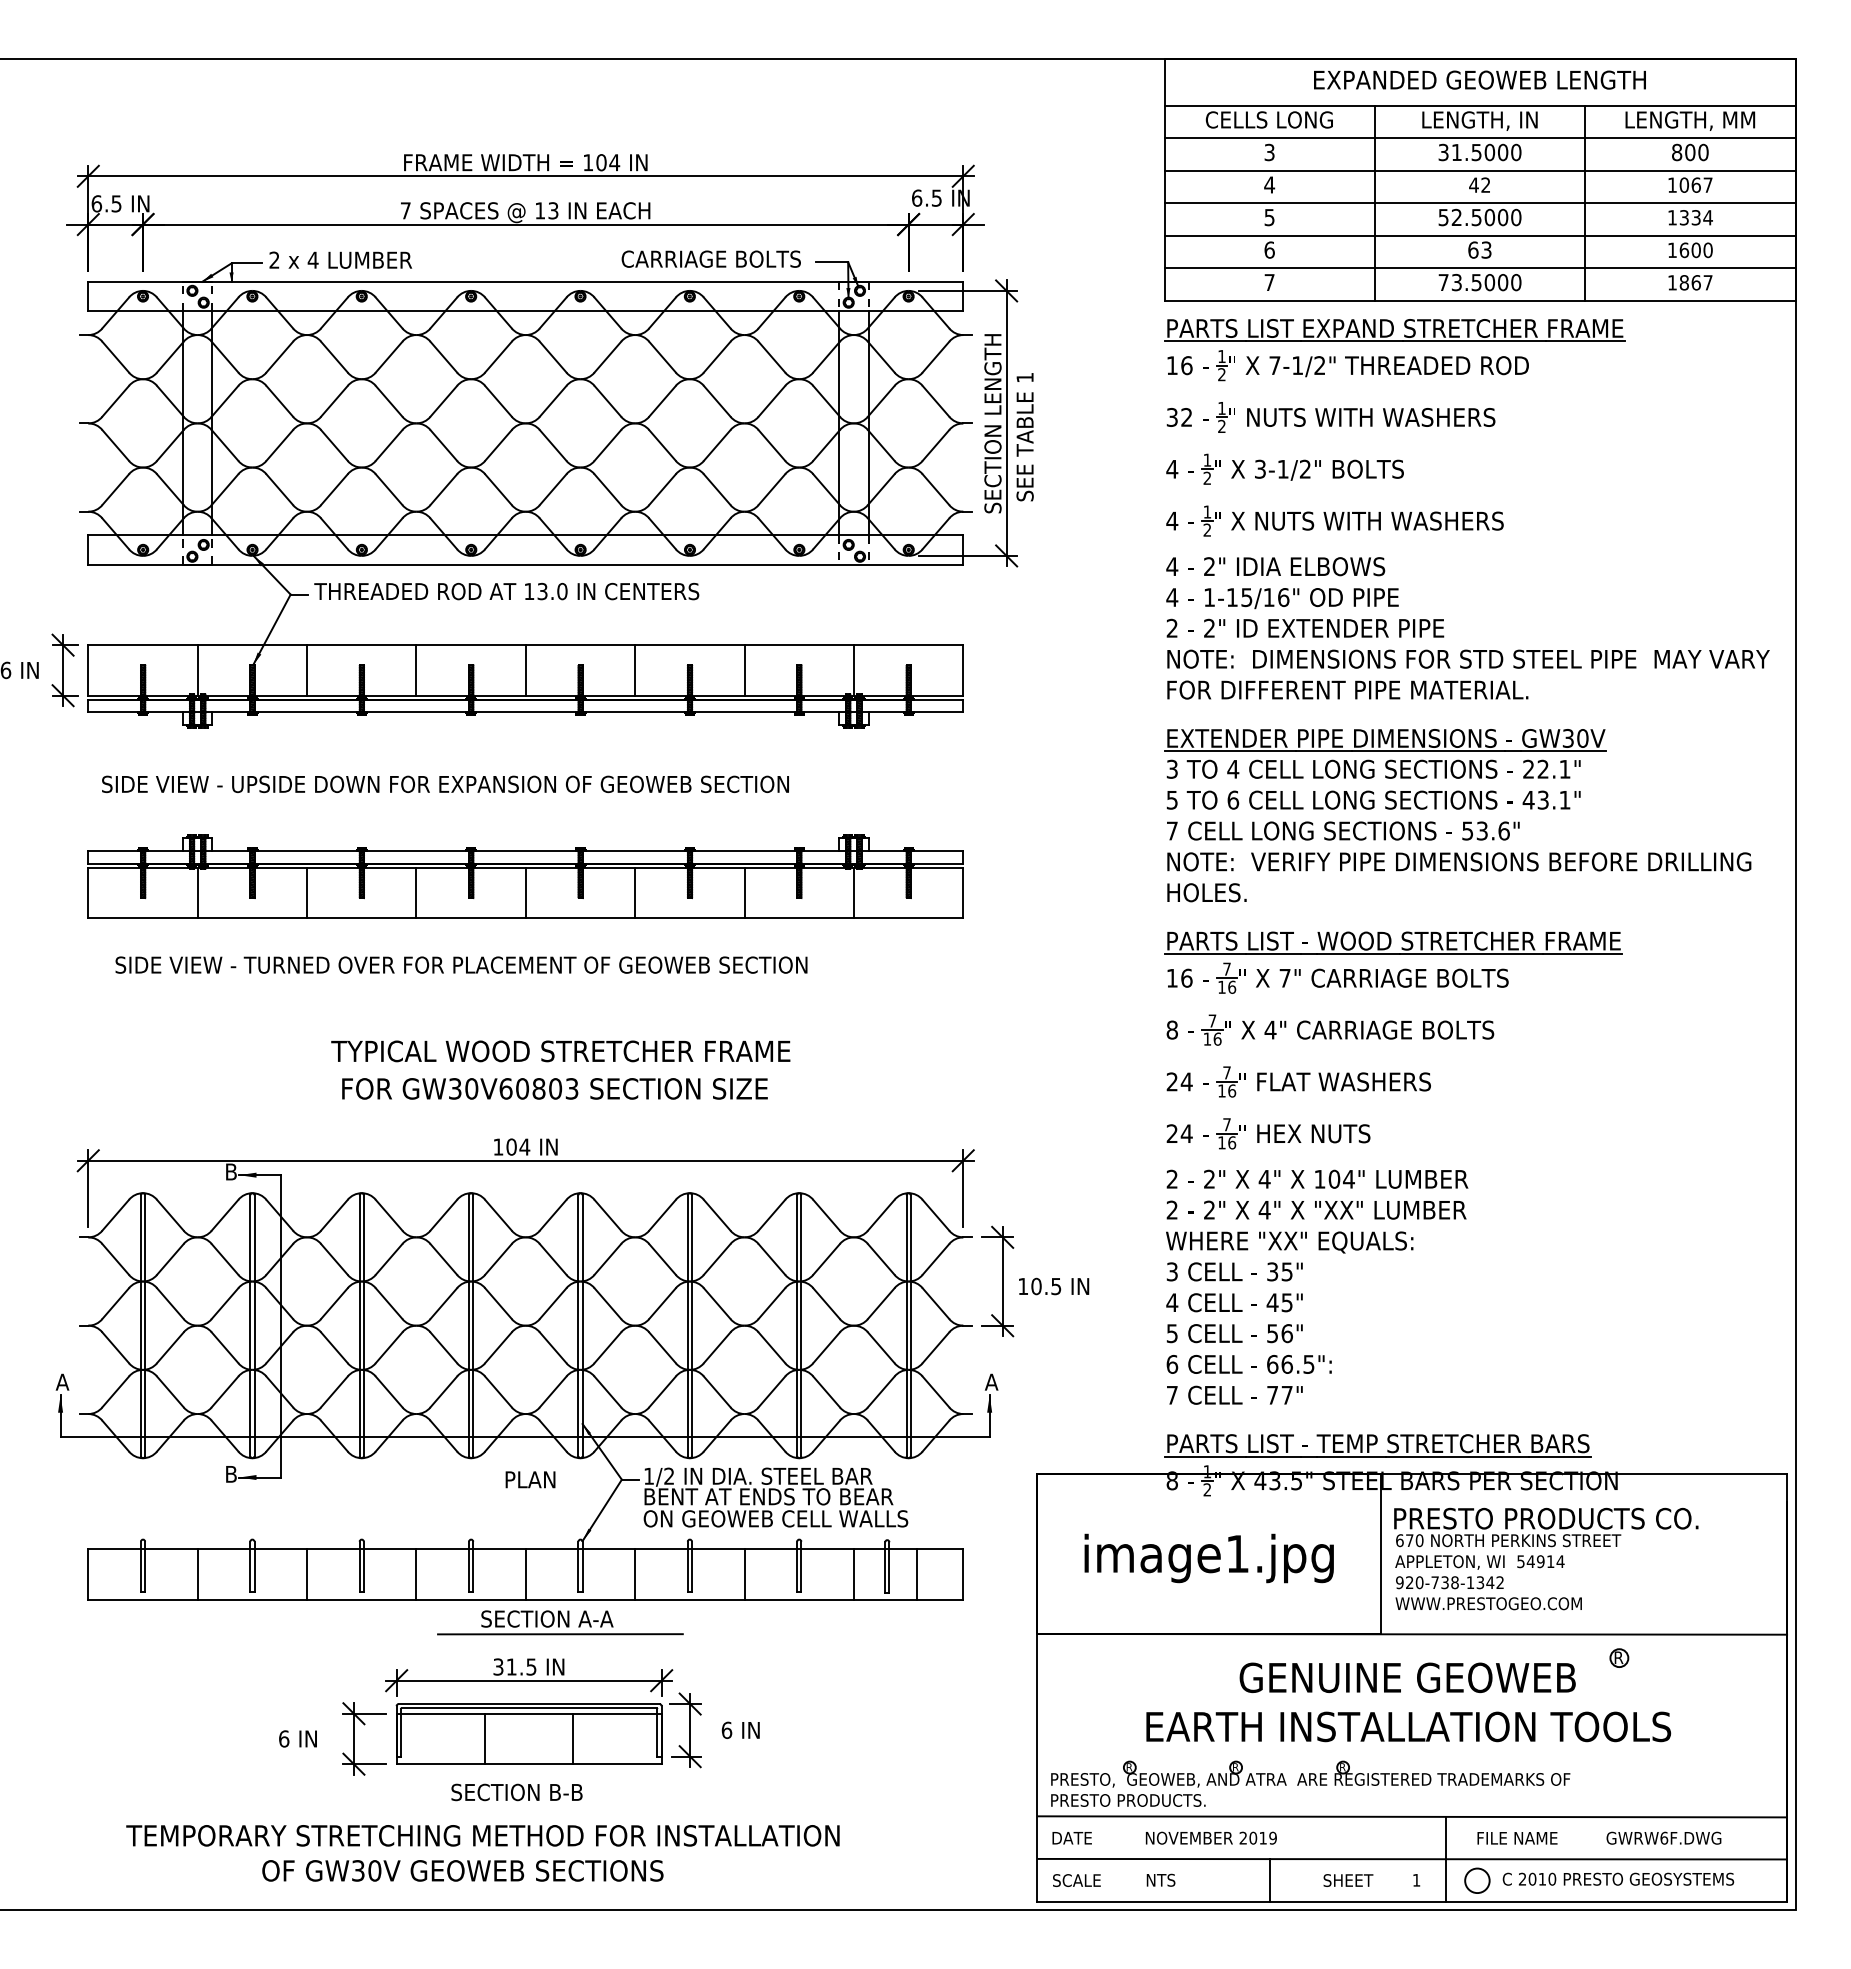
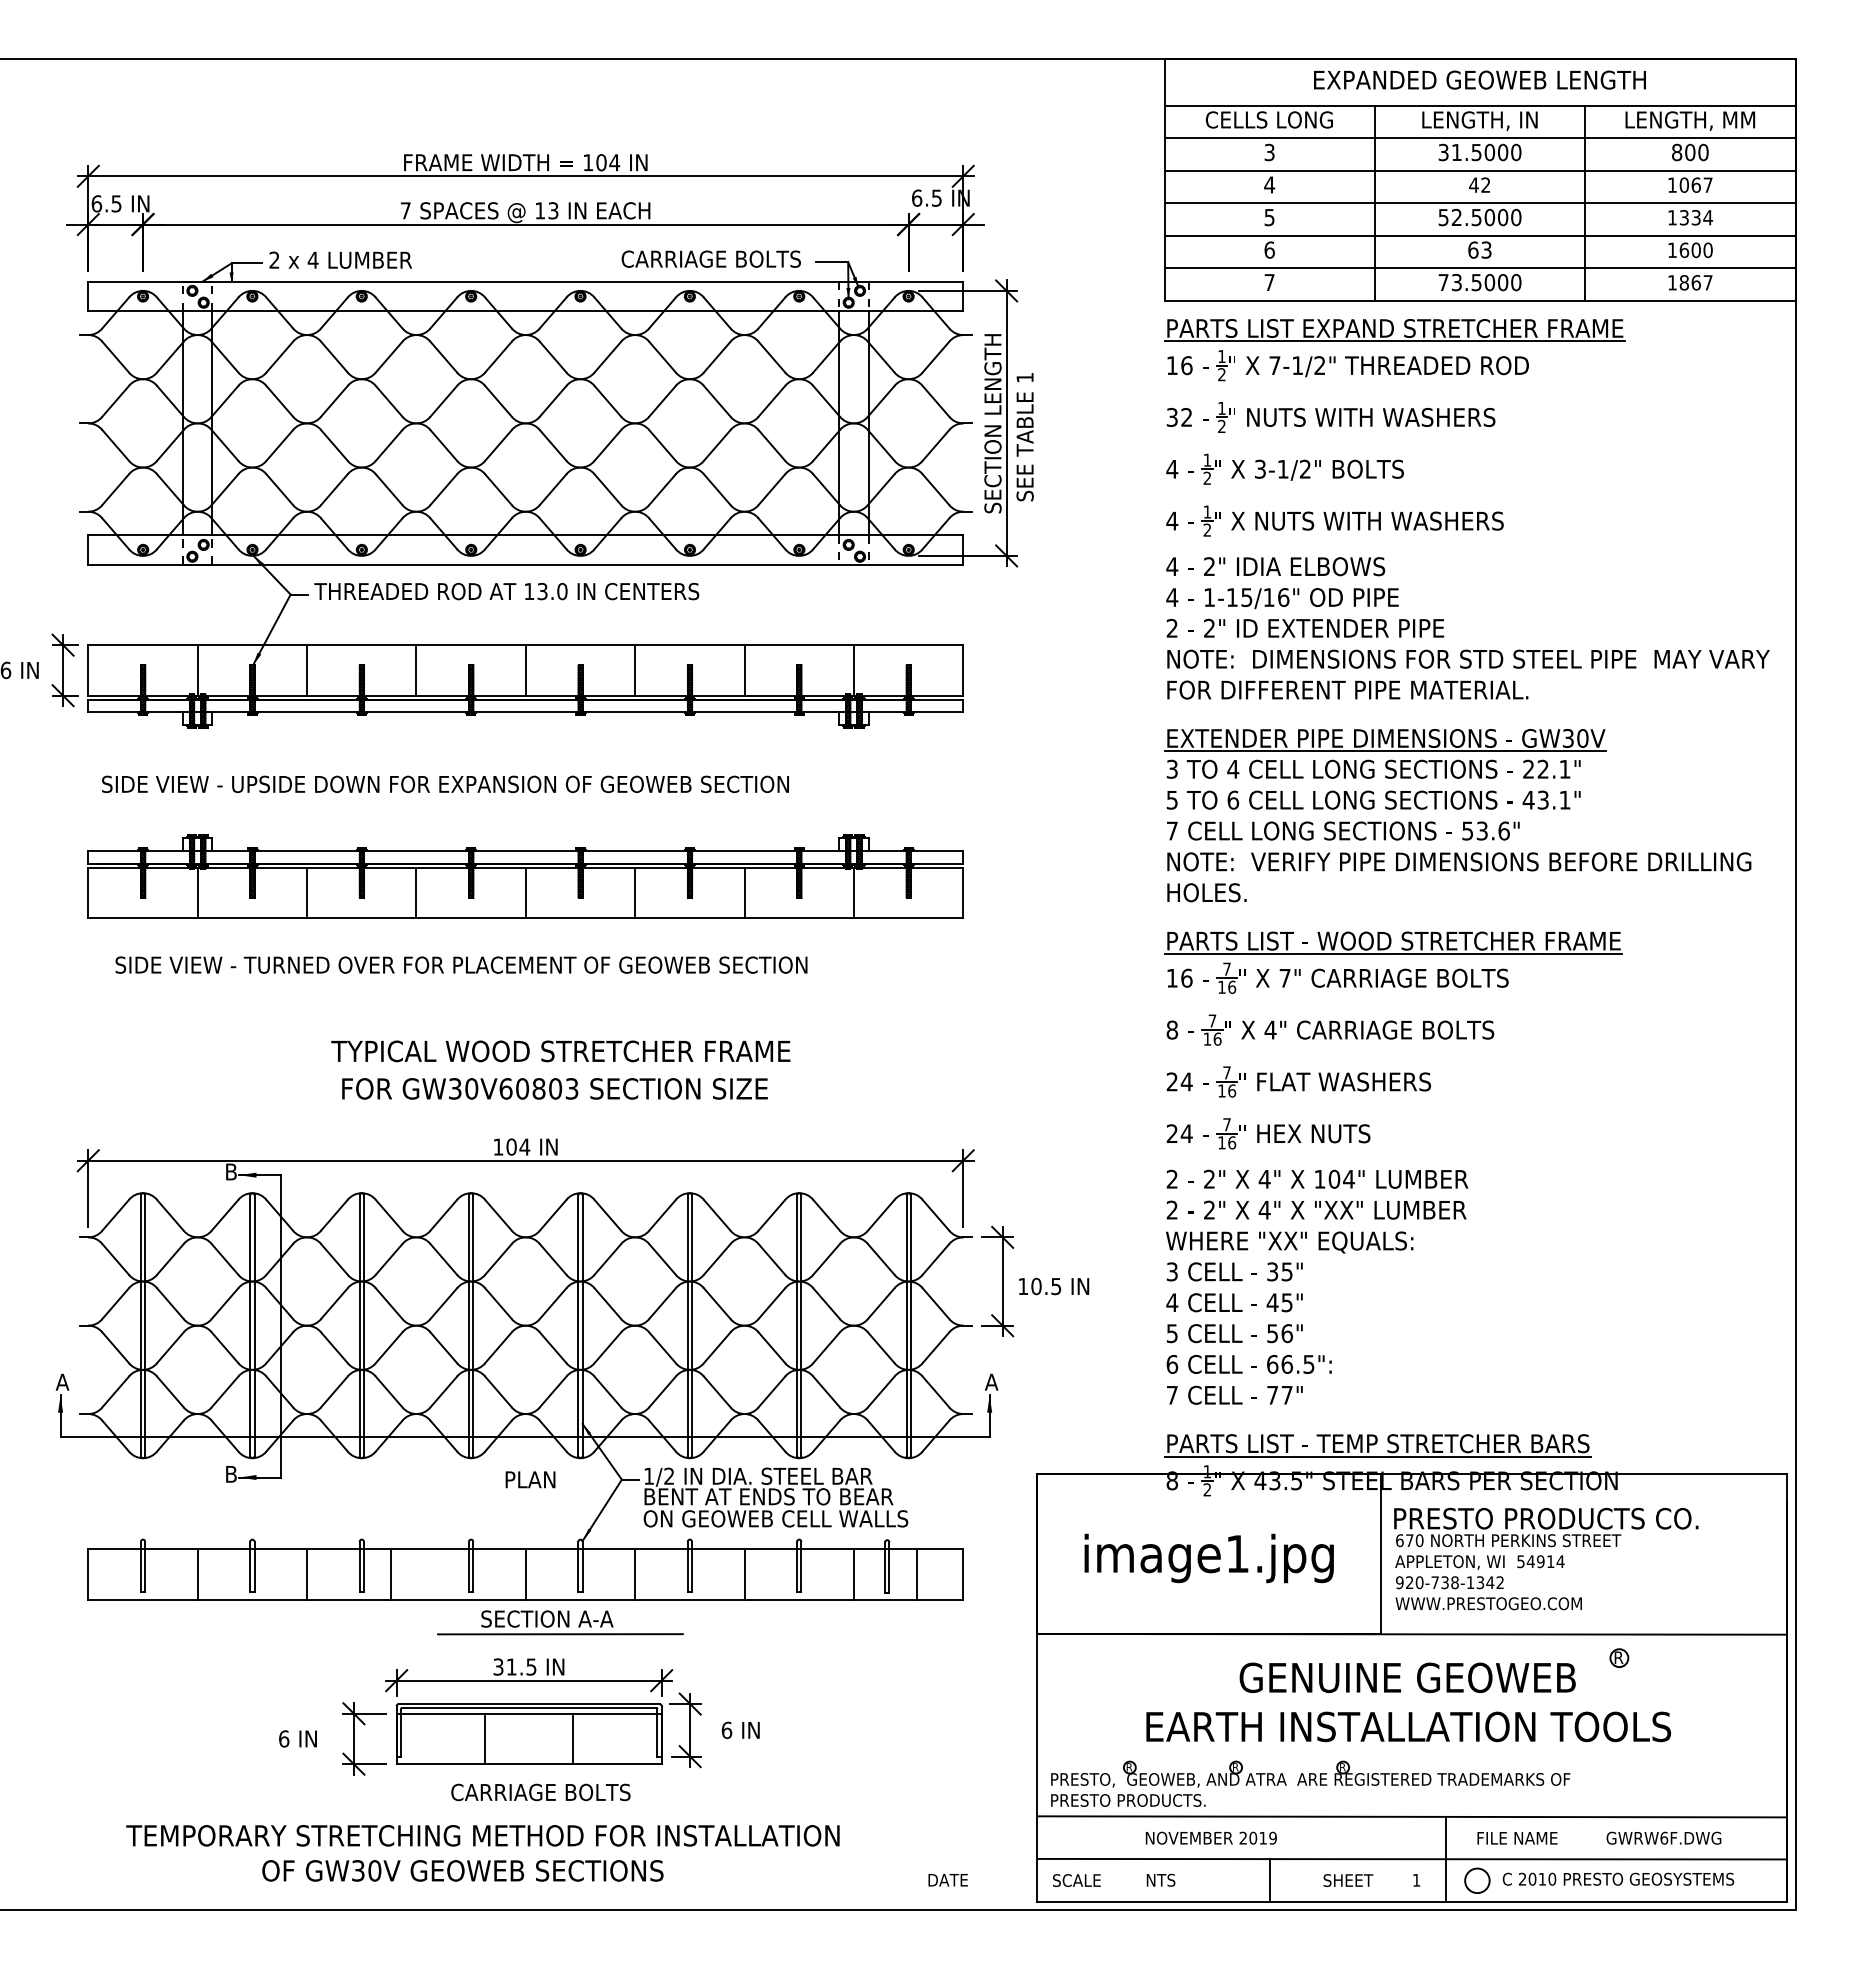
line position: (416, 1574) -> (391, 1574) (391, 1574)
text: SECTION B-B -> CARRIAGE BOLTS (540, 1792)
text position: (1071, 1838) -> (947, 1880) (947, 1880)
